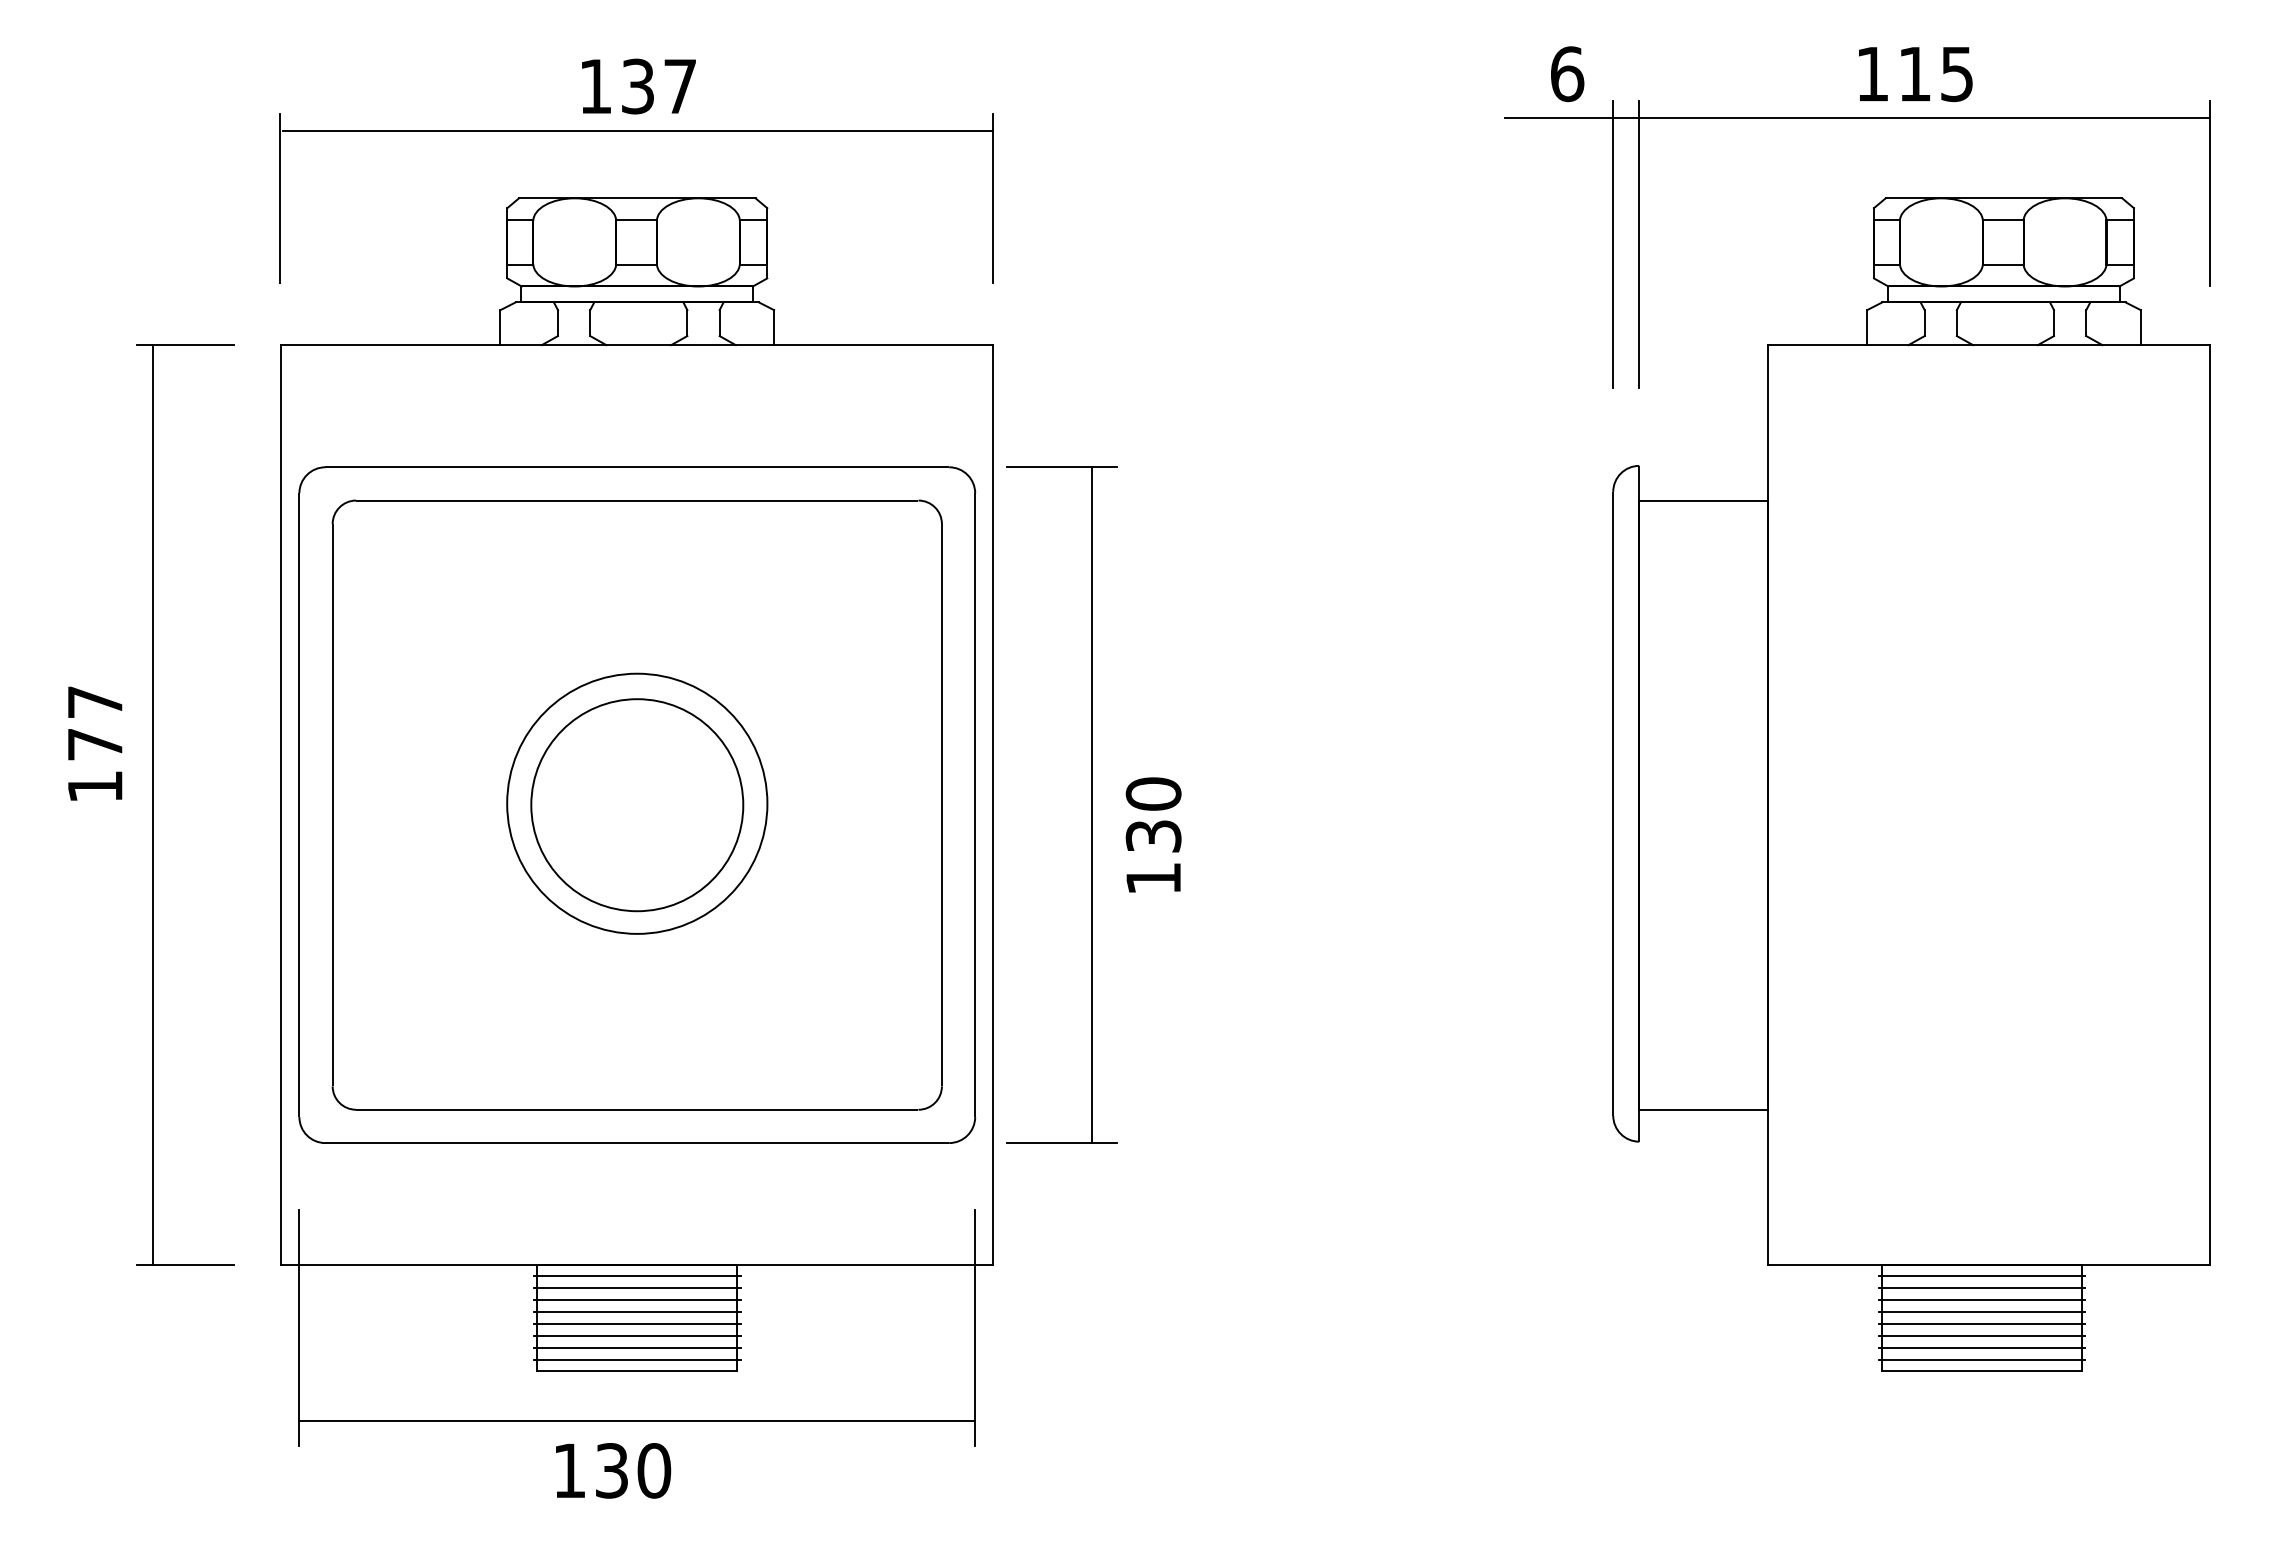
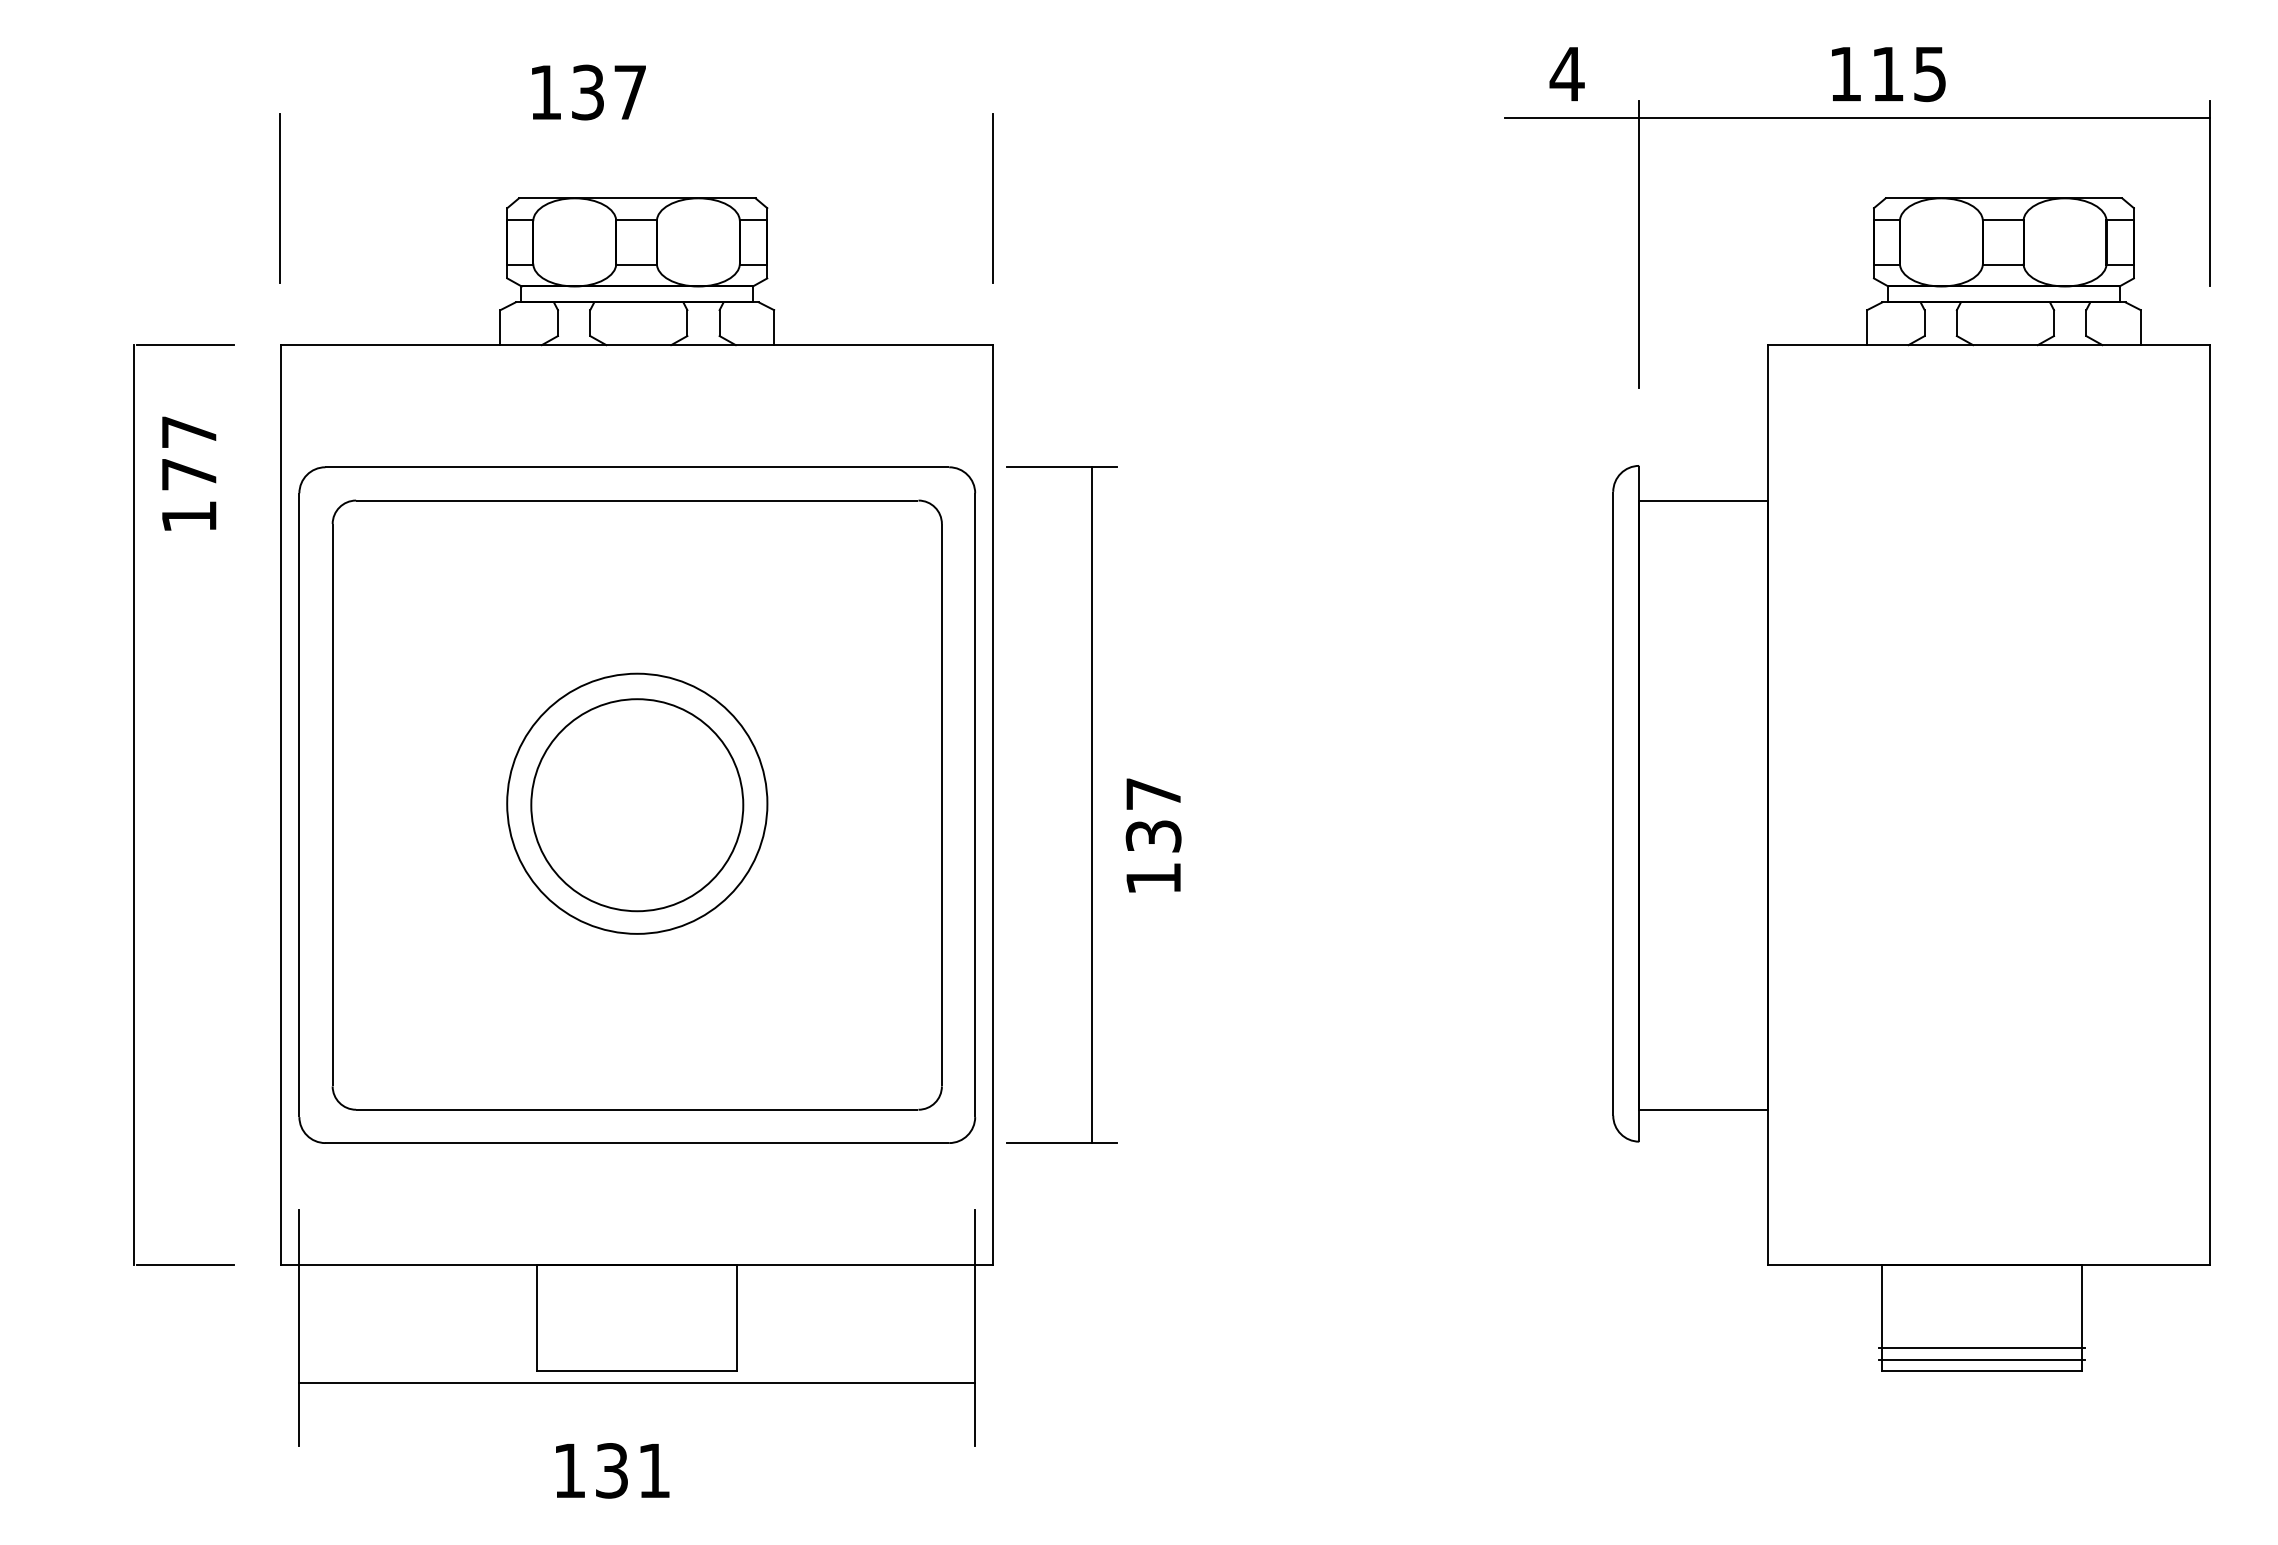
text: 6 -> 4 (1566, 74)
text position: (1915, 74) -> (1888, 74) (1888, 74)
text position: (638, 86) -> (588, 92) (588, 92)
line: present -> none (638, 130)
line: present -> none (1613, 244)
text position: (95, 743) -> (189, 473) (189, 473)
text: 130 -> 137 (1153, 793)
line position: (153, 805) -> (134, 805) (134, 805)
line: present -> none (637, 1275)
line: present -> none (1981, 1275)
line: present -> none (637, 1287)
line: present -> none (1981, 1287)
line: present -> none (637, 1299)
line: present -> none (1981, 1299)
line: present -> none (637, 1311)
line: present -> none (1981, 1311)
line: present -> none (637, 1323)
line: present -> none (1981, 1323)
line: present -> none (637, 1336)
line: present -> none (1981, 1336)
line: present -> none (637, 1348)
line: present -> none (637, 1360)
line position: (637, 1420) -> (637, 1382) (637, 1382)
text: 130 -> 131 (654, 1470)
